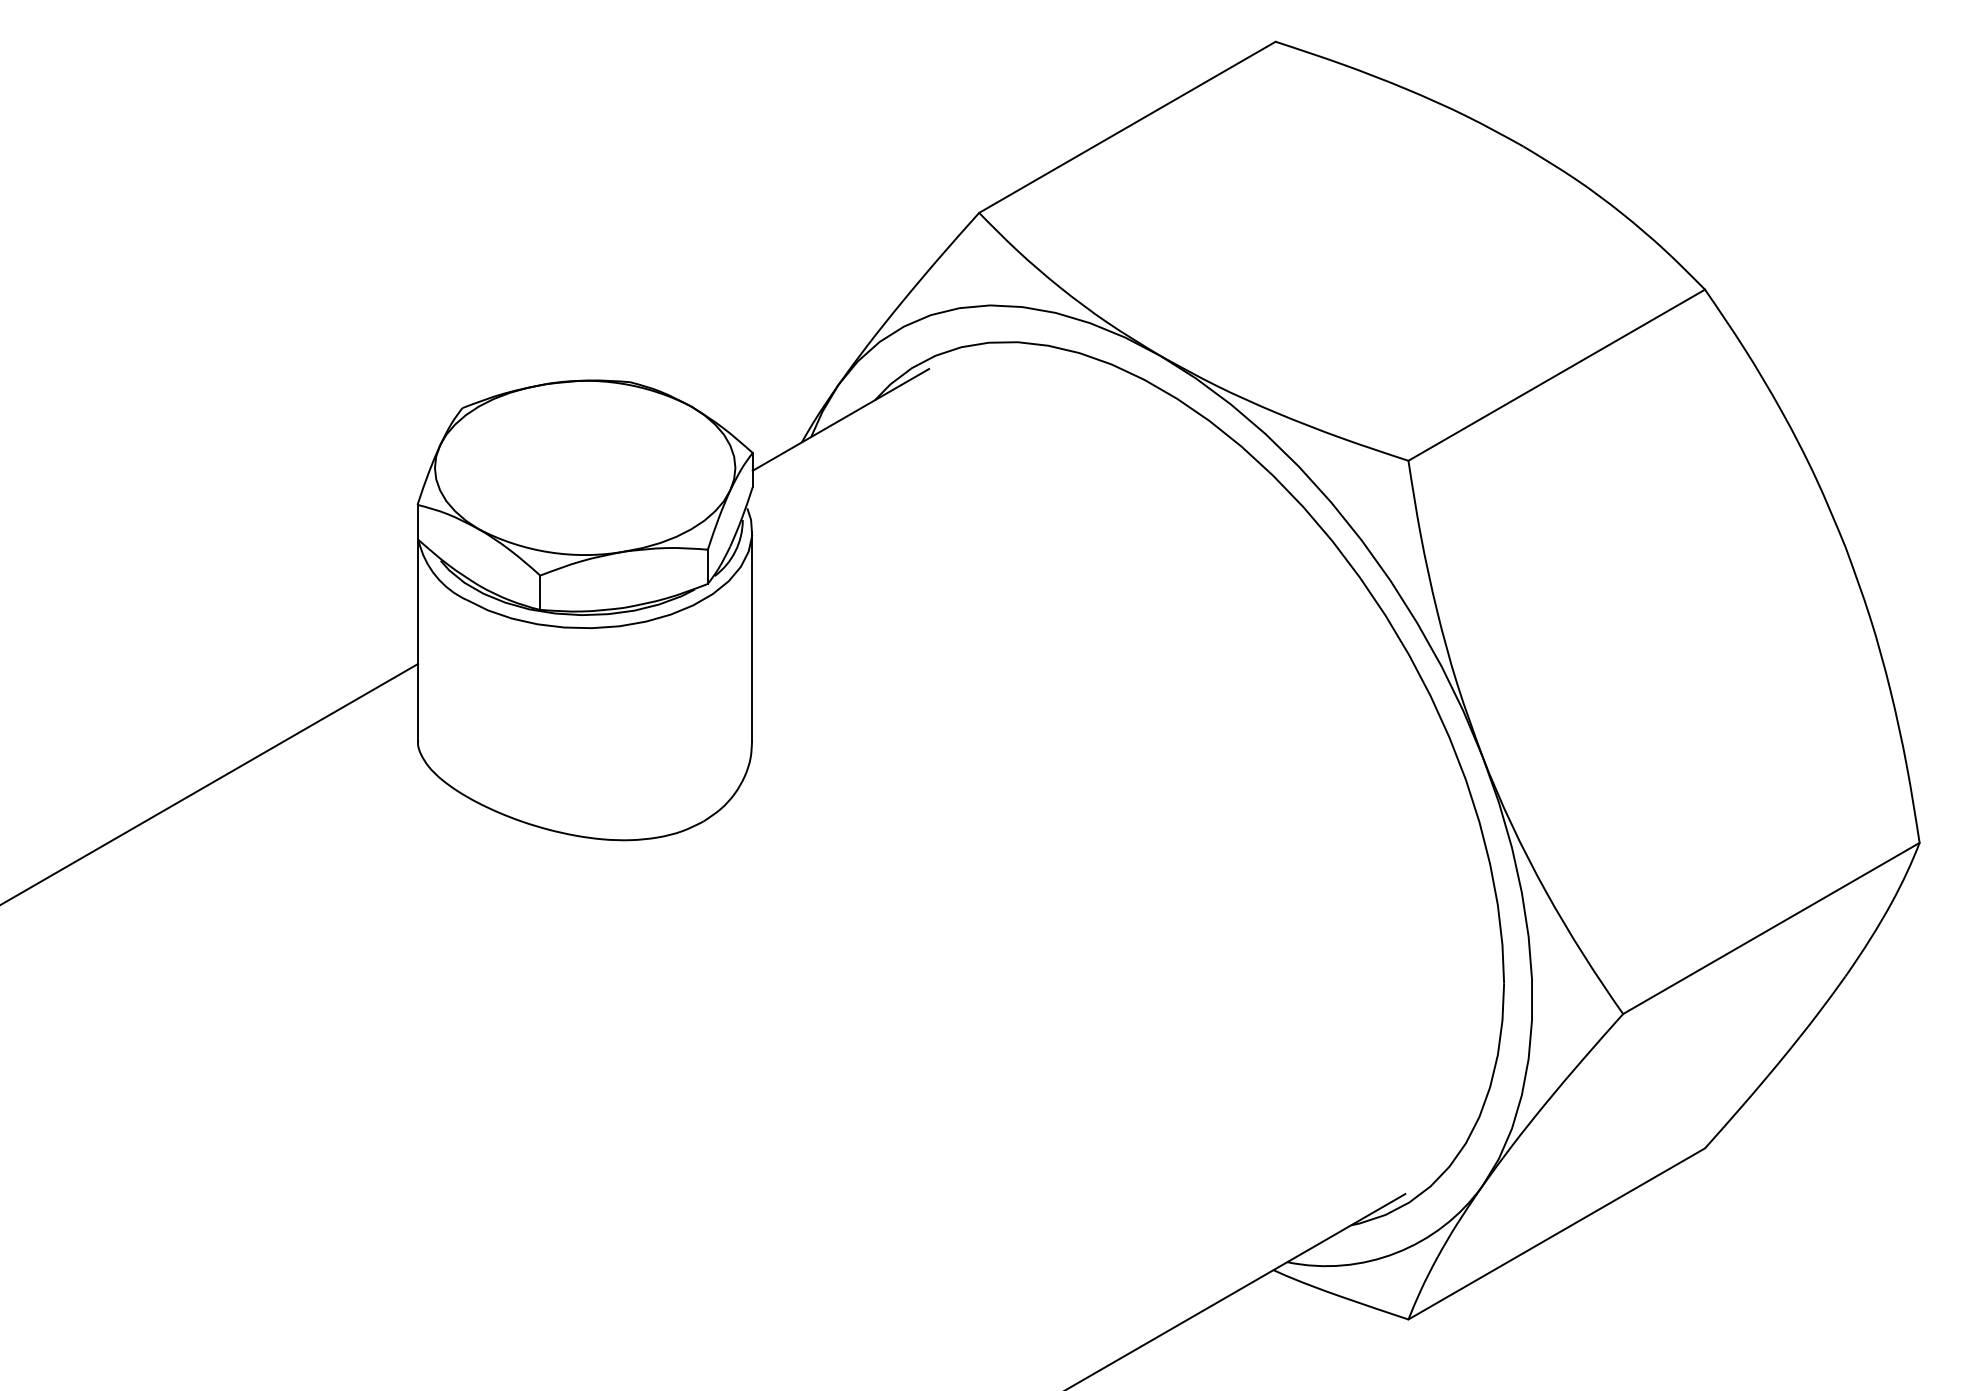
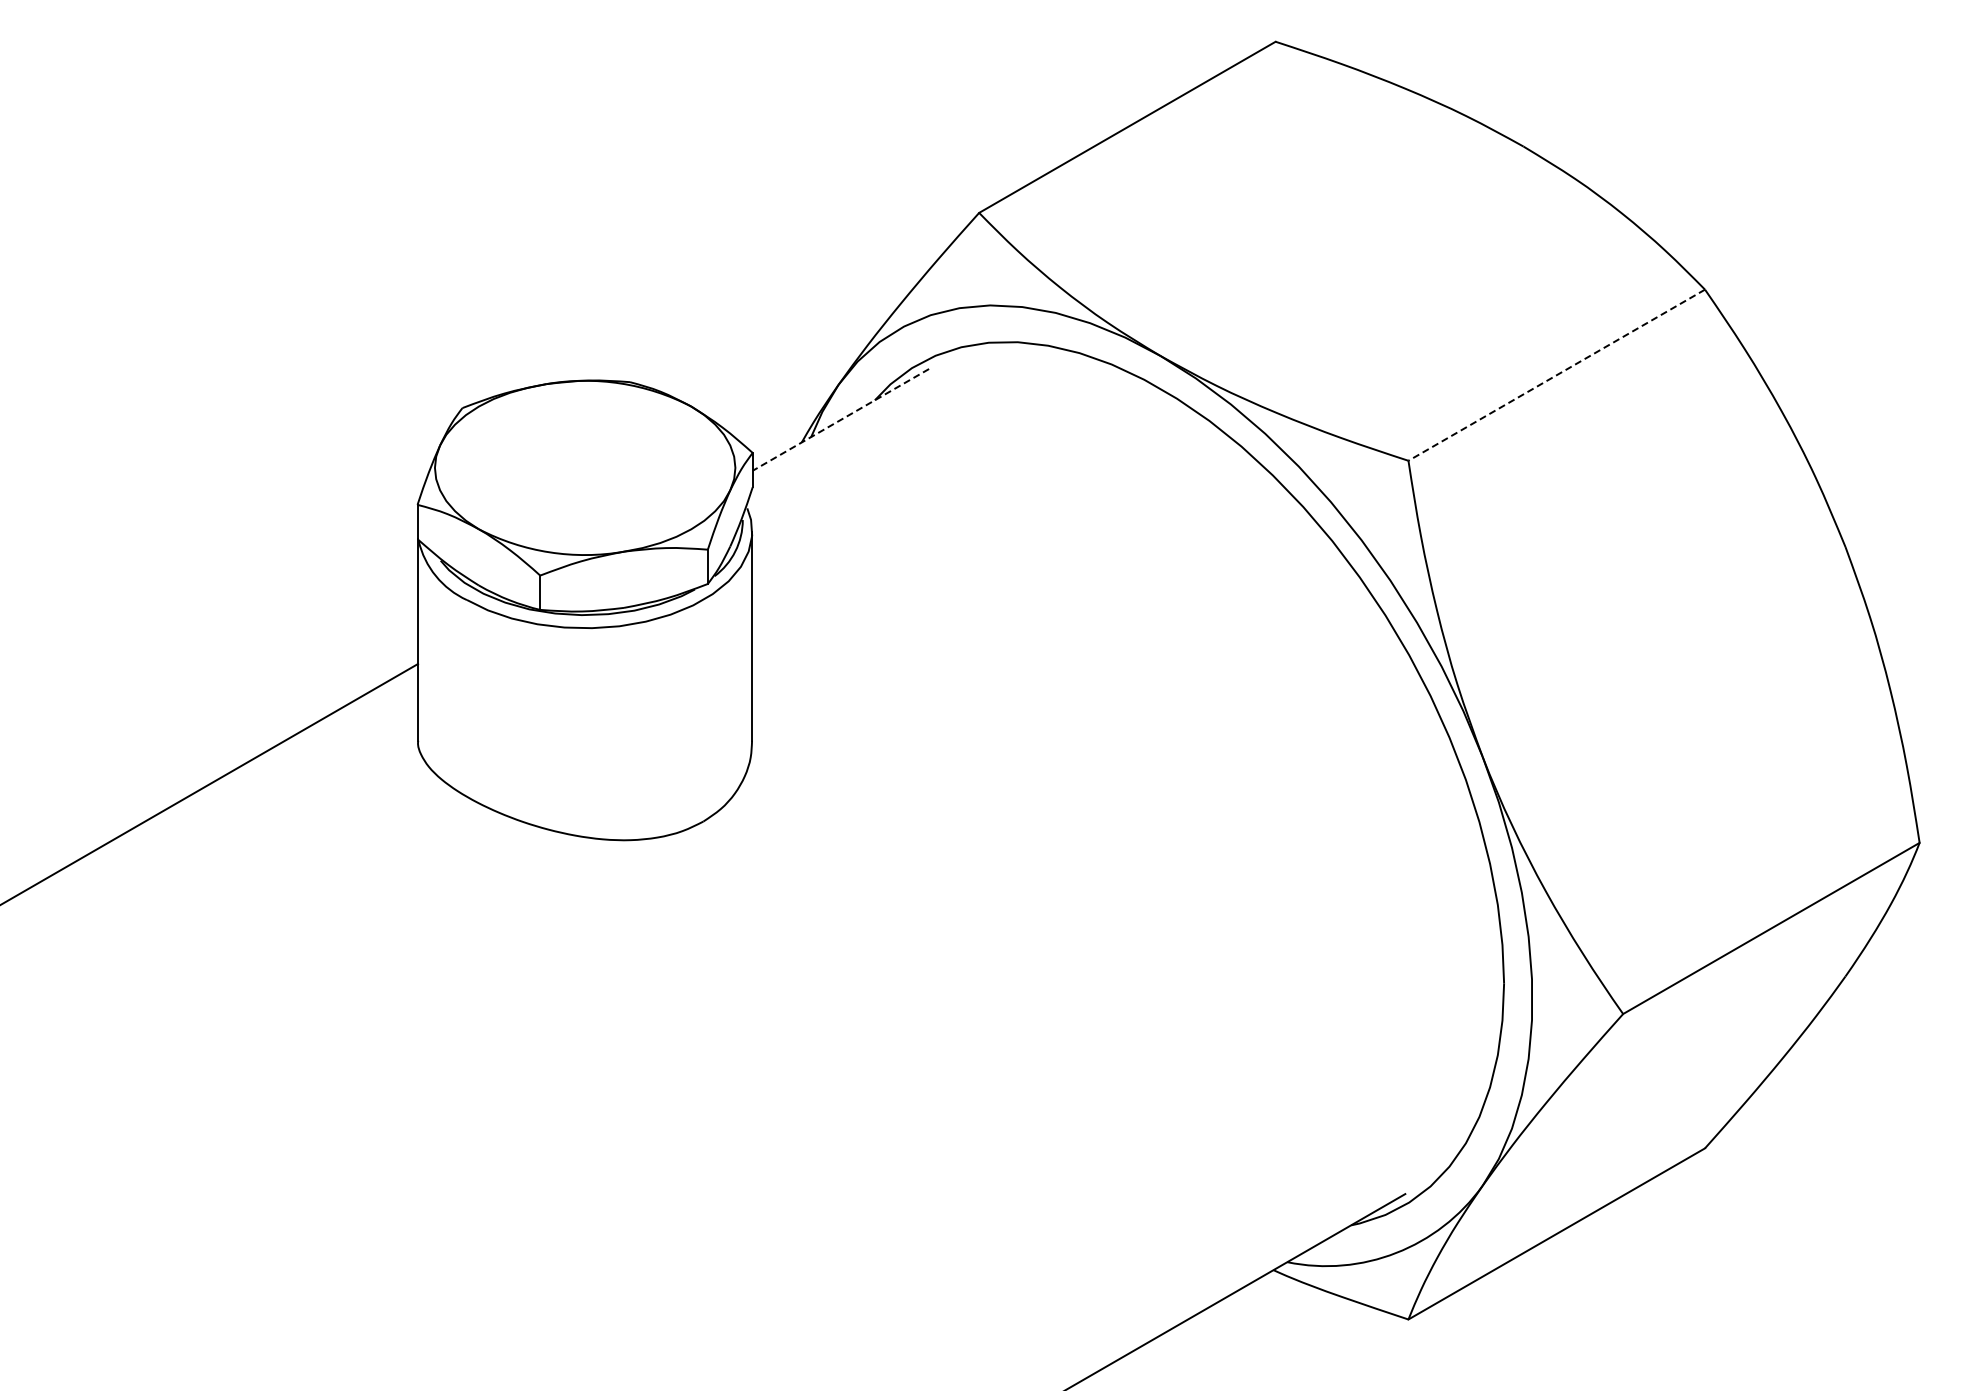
line: solid -> dashed (1556, 375)
line: solid -> dashed (840, 419)
